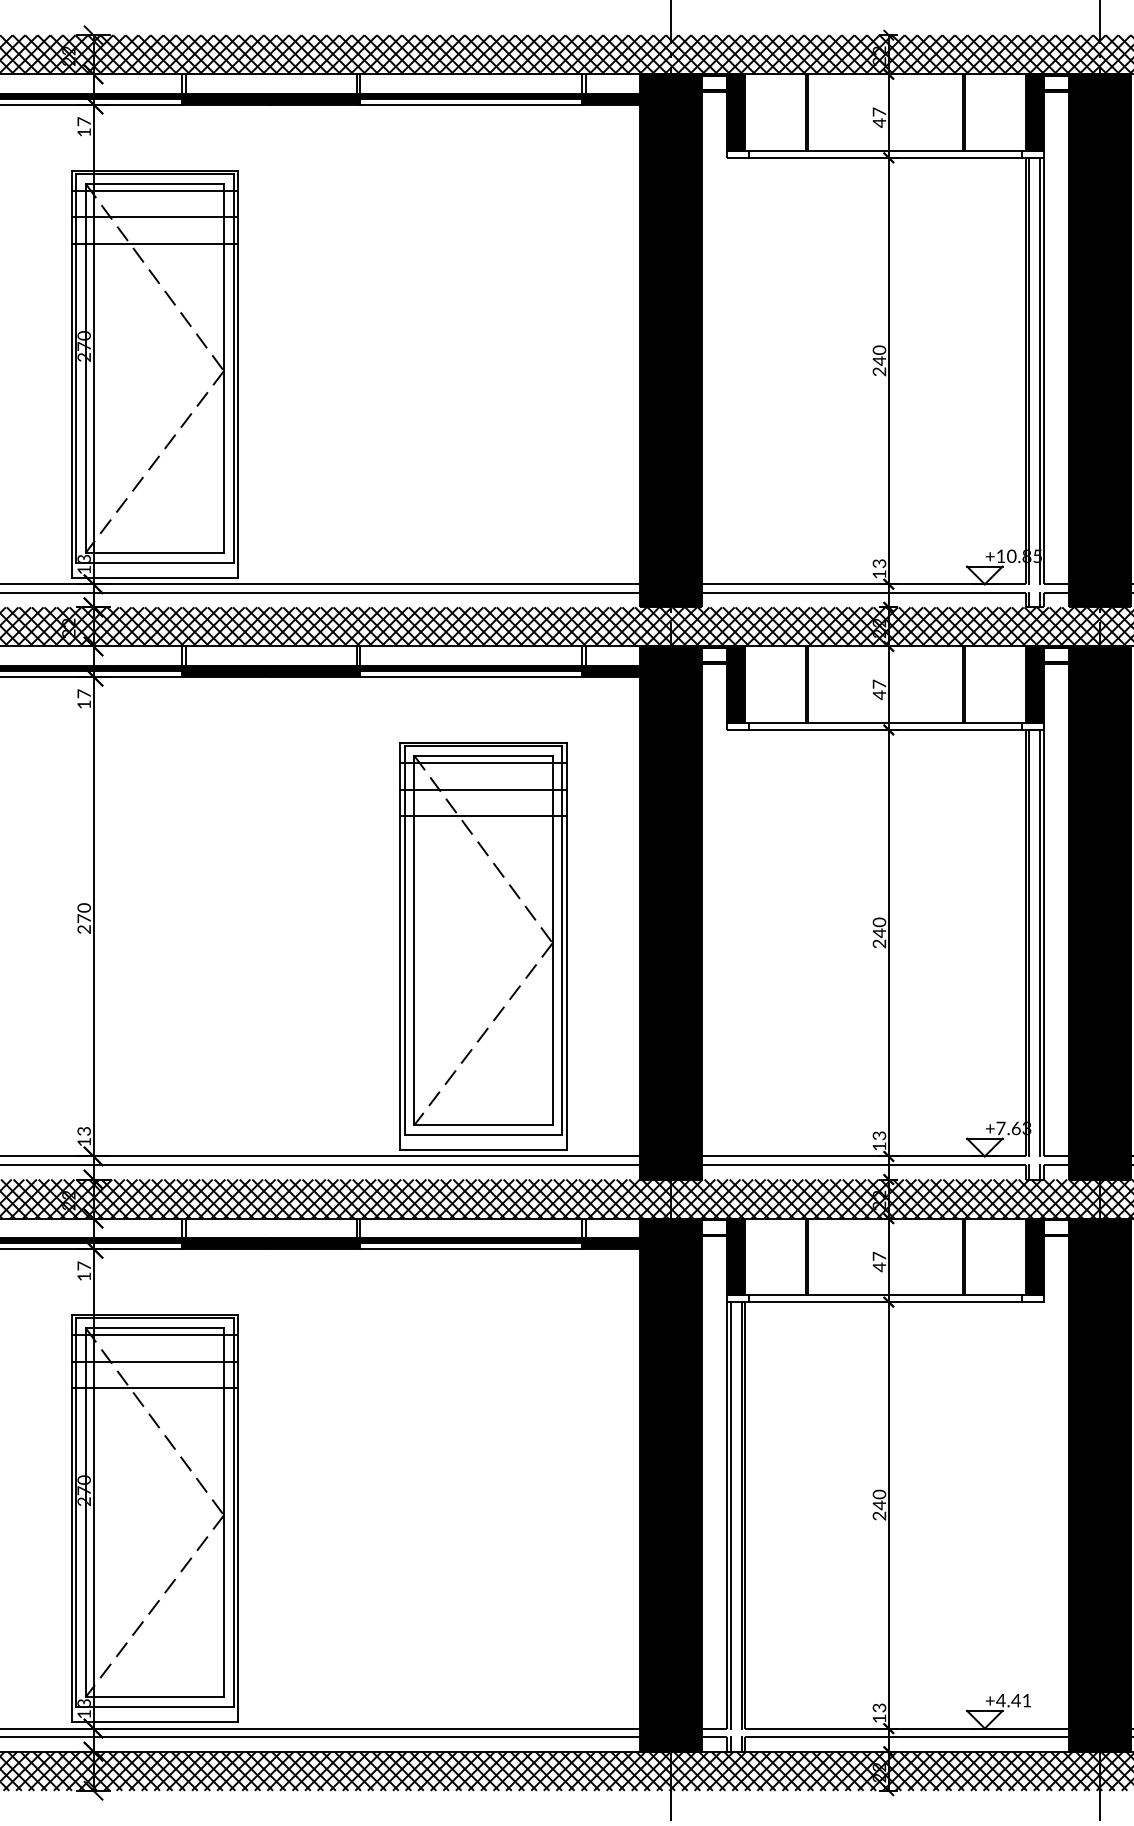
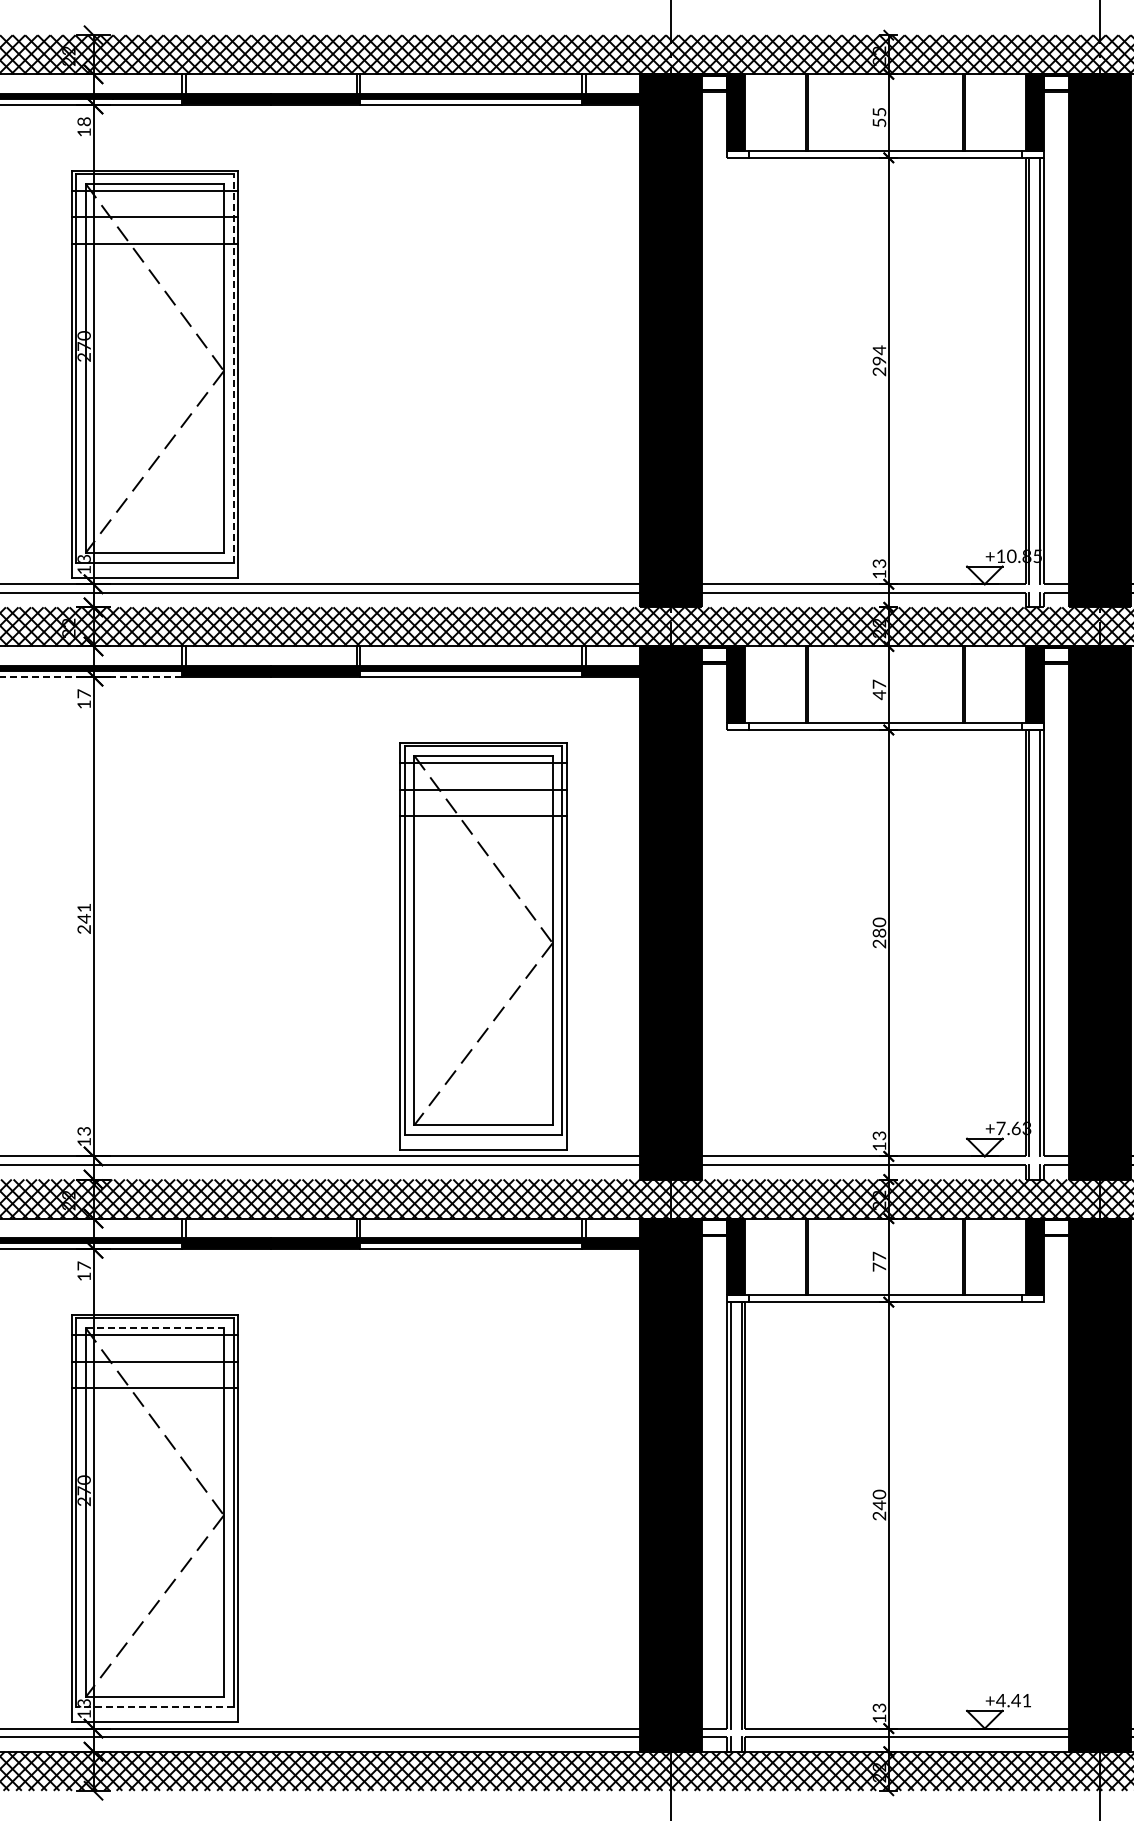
text: 47 -> 55 (879, 117)
text: 17 -> 18 (83, 121)
text: 240 -> 294 (879, 355)
line: solid -> dashed (233, 367)
line: solid -> dashed (90, 676)
text: 270 -> 241 (83, 913)
text: 240 -> 280 (879, 933)
text: 47 -> 77 (879, 1267)
line: solid -> dashed (155, 1328)
line: solid -> dashed (154, 1706)
